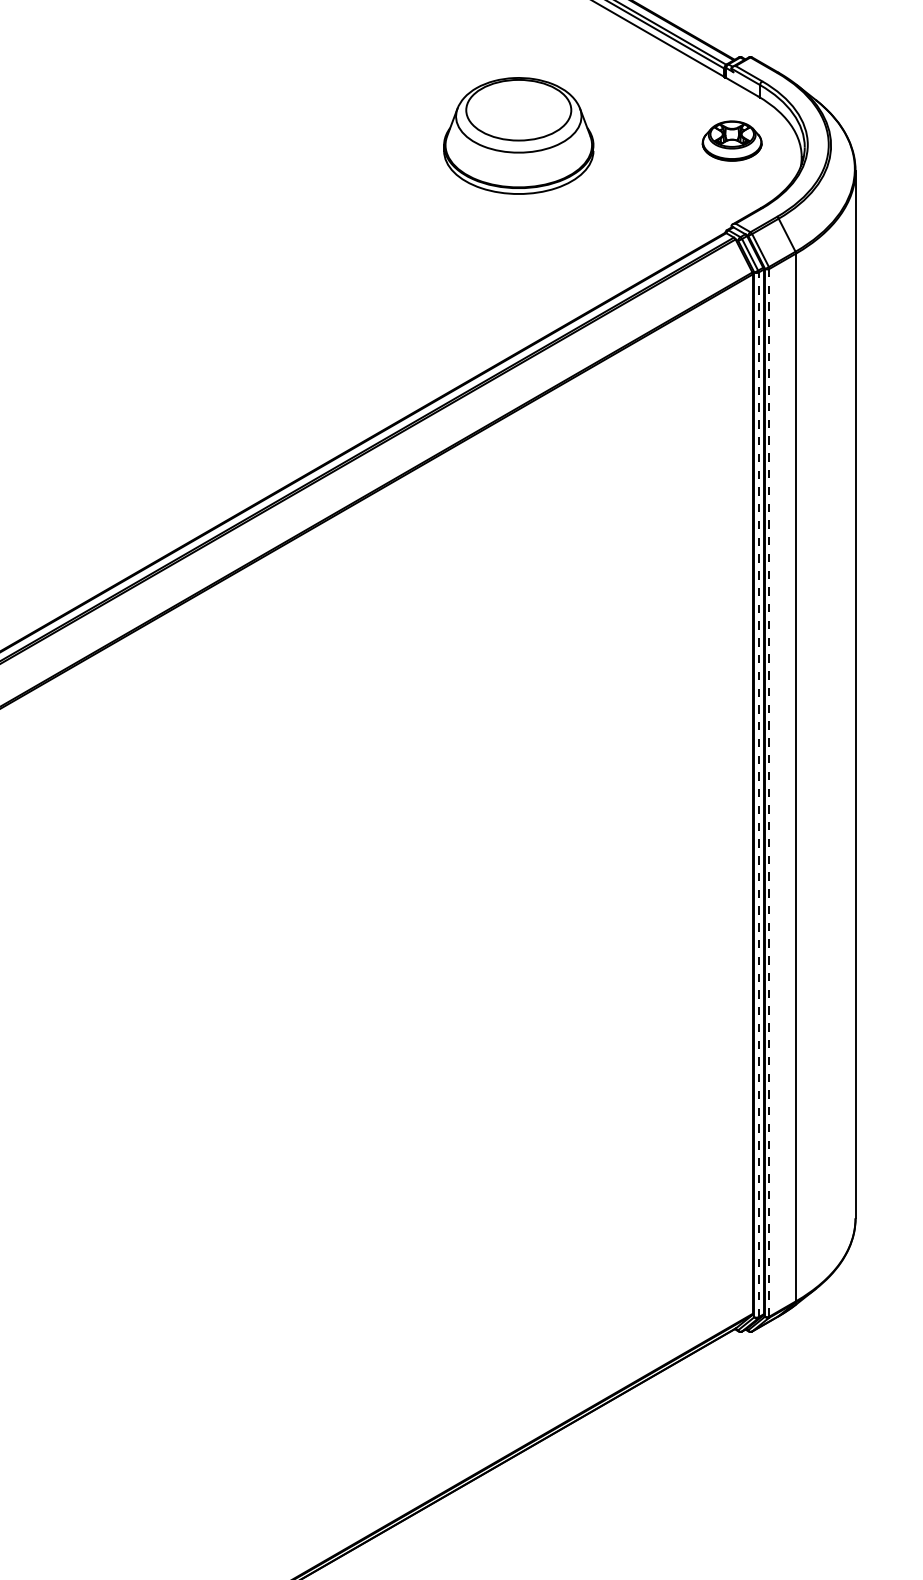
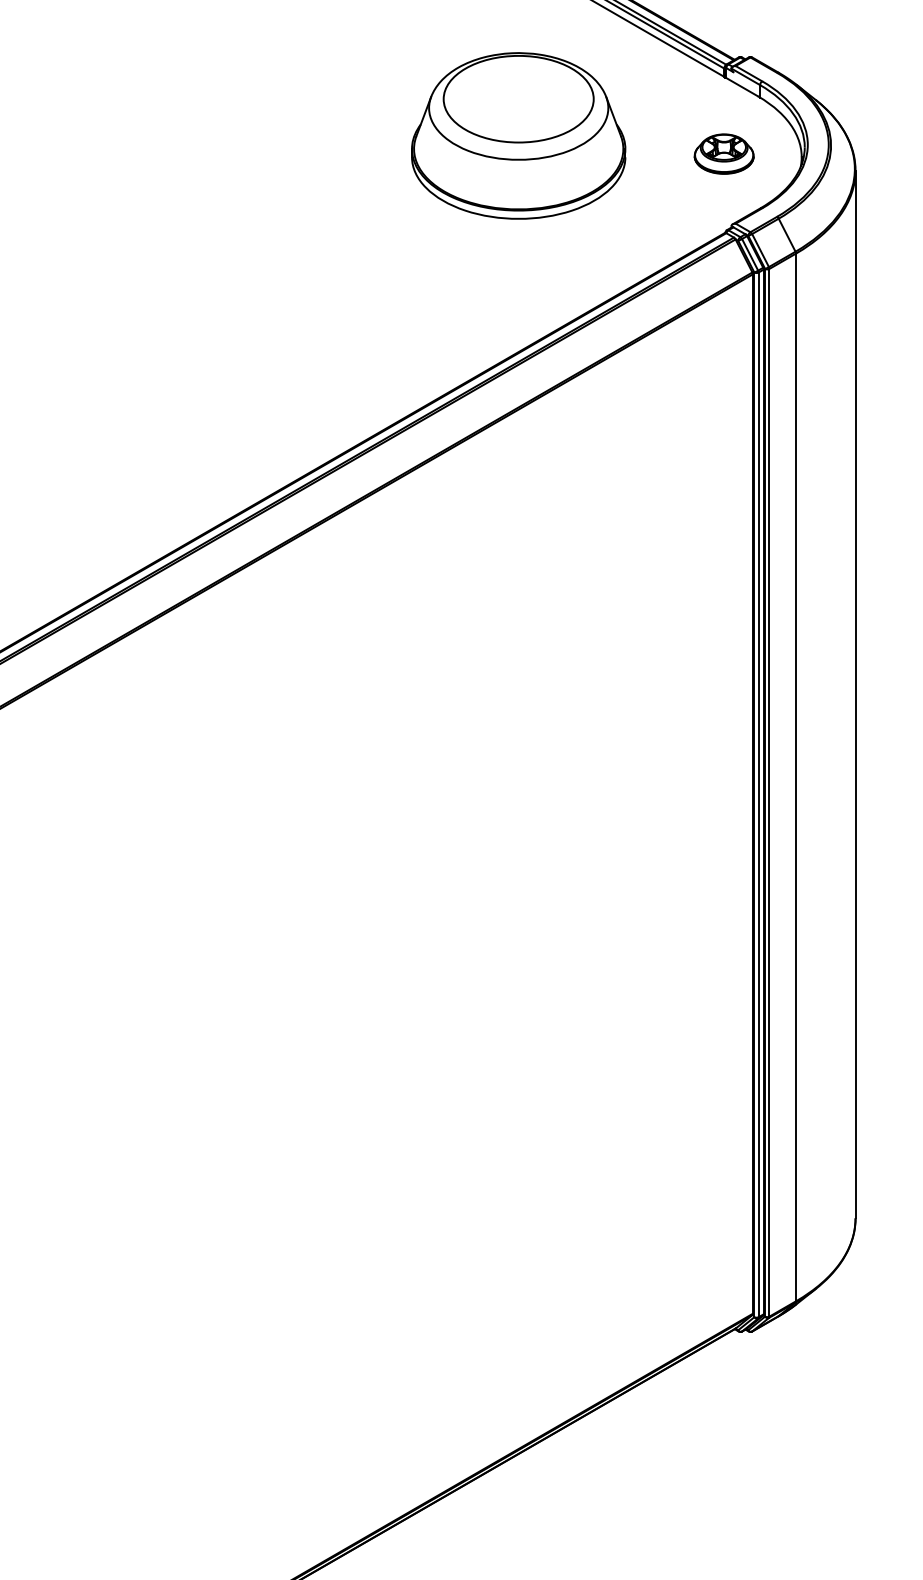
part size: 152x118 px -> 216x168 px (518, 135)
part position: (731, 140) -> (723, 153) (723, 153)
line: dashed -> solid (769, 792)
line: dashed -> solid (758, 794)
